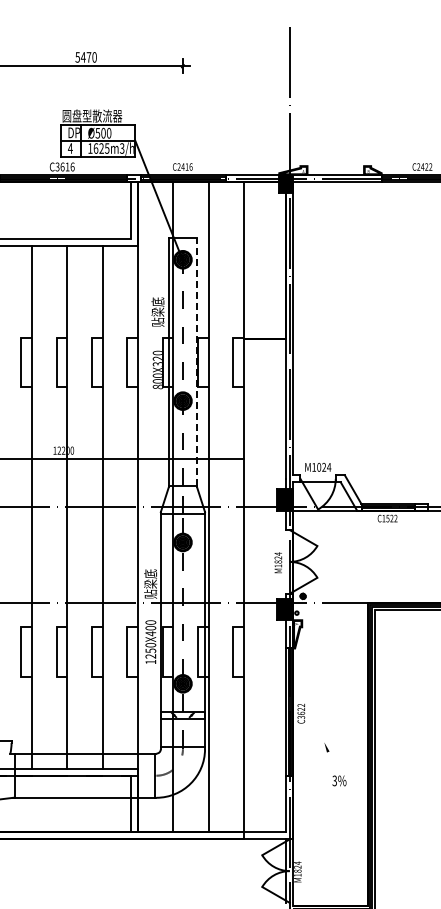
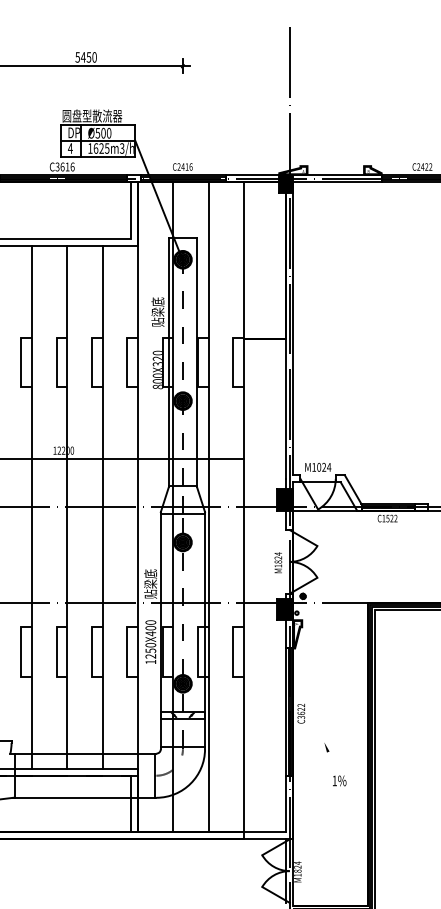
text: 5470 -> 5450 (88, 57)
line: dashed -> solid (197, 362)
text: 3% -> 1% (334, 780)
